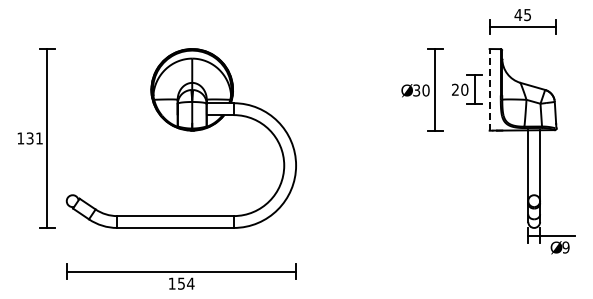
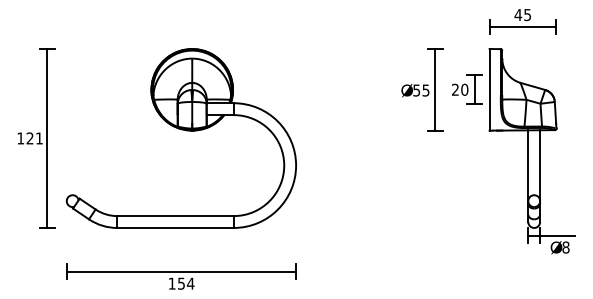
line: dashed -> solid (489, 89)
text: 30 -> 55 (421, 90)
text: 131 -> 121 (29, 138)
text: 9 -> 8 (565, 247)
